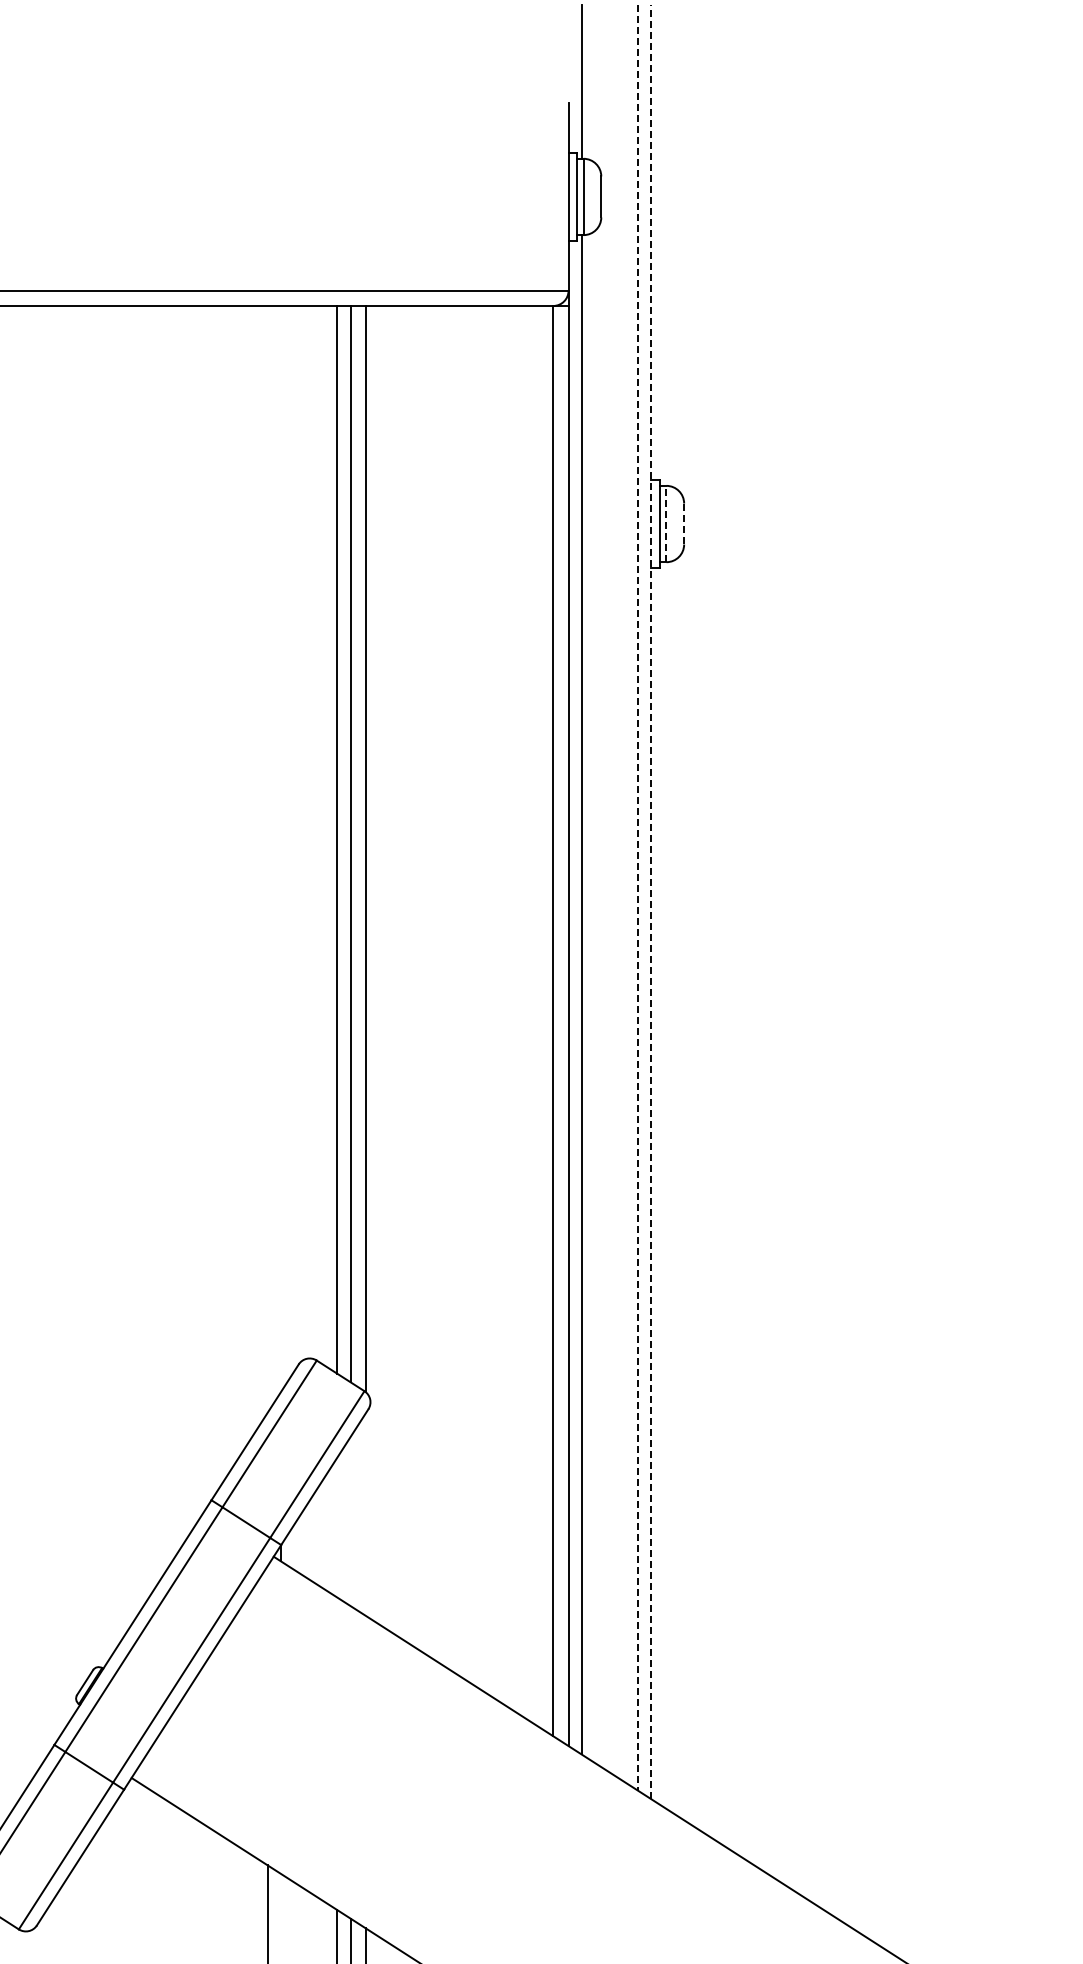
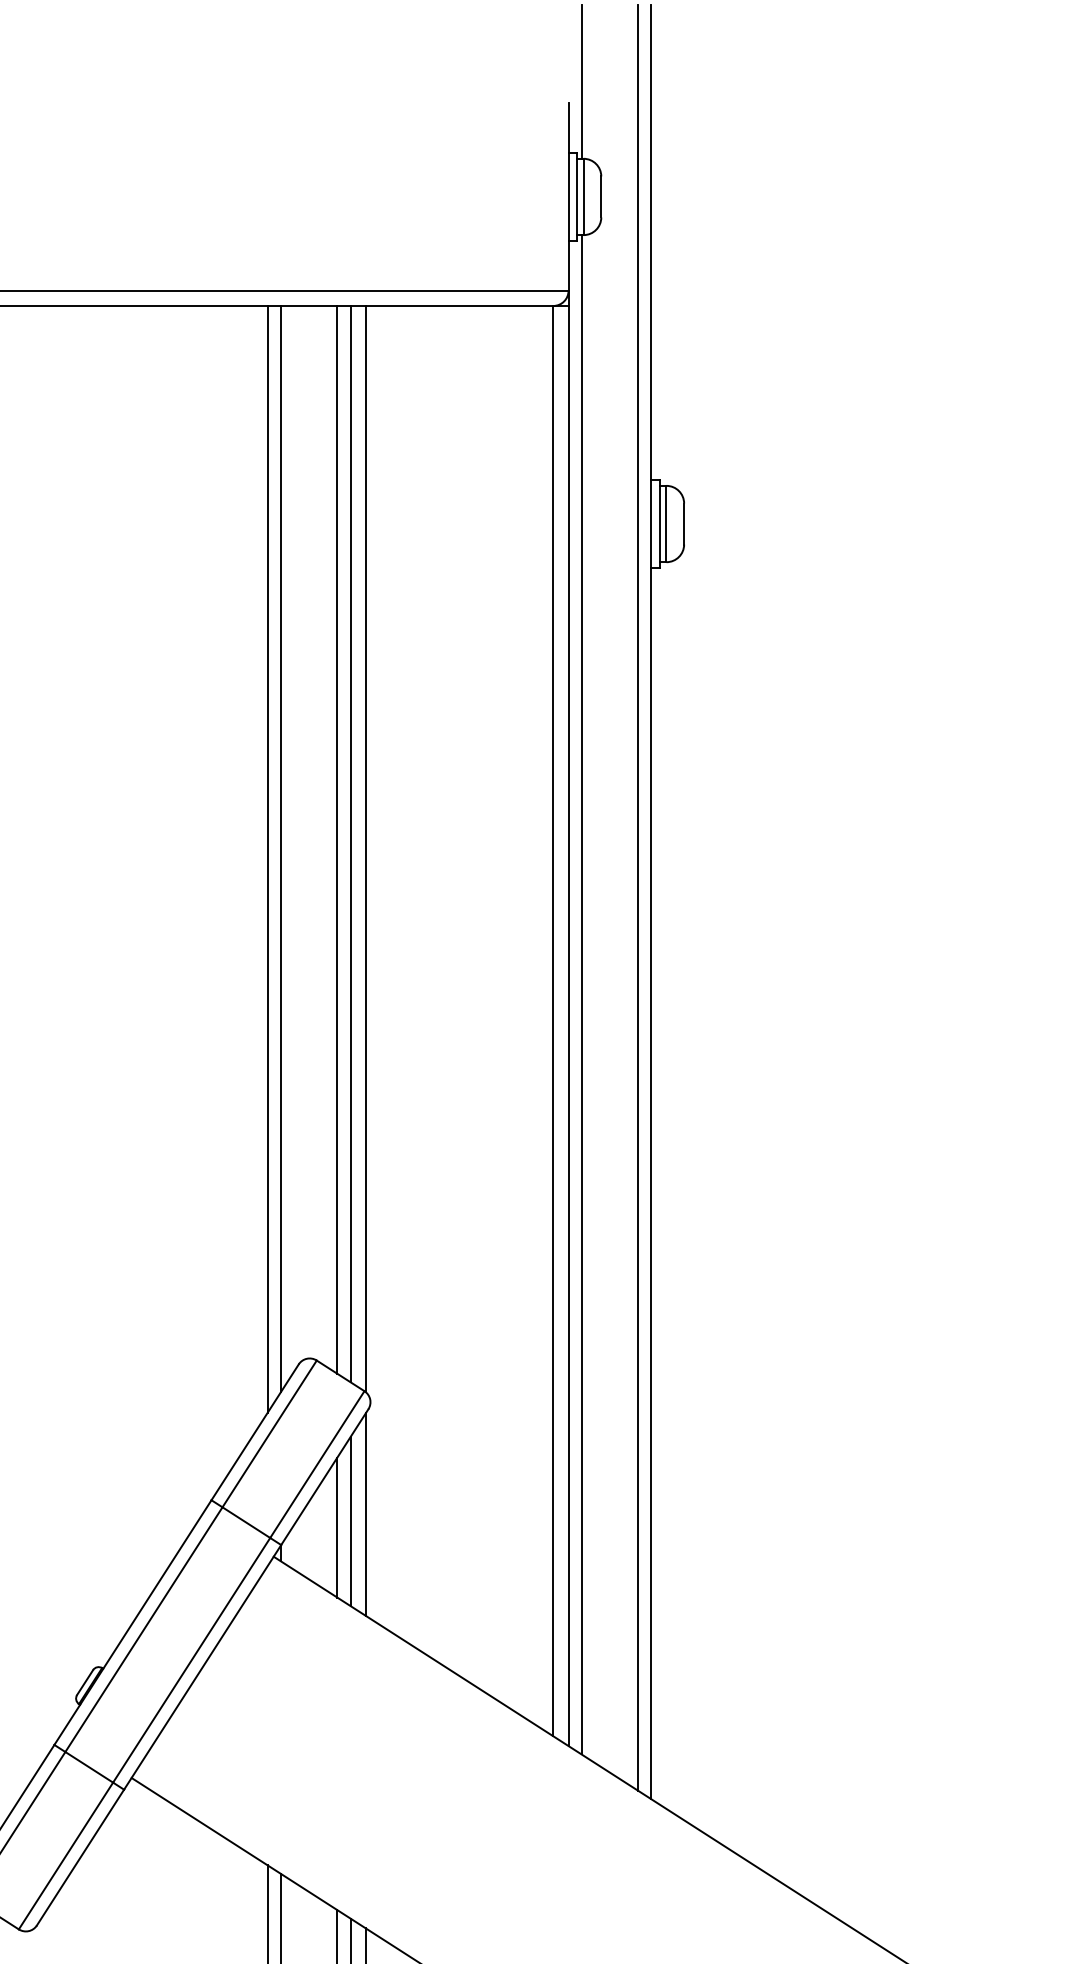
line: dashed -> solid (666, 523)
line: dashed -> solid (684, 524)
line: none -> present (280, 848)
line: none -> present (267, 858)
line: dashed -> solid (638, 897)
line: dashed -> solid (651, 901)
line: none -> present (365, 1514)
line: none -> present (350, 1521)
line: none -> present (337, 1527)
line: none -> present (280, 1916)
